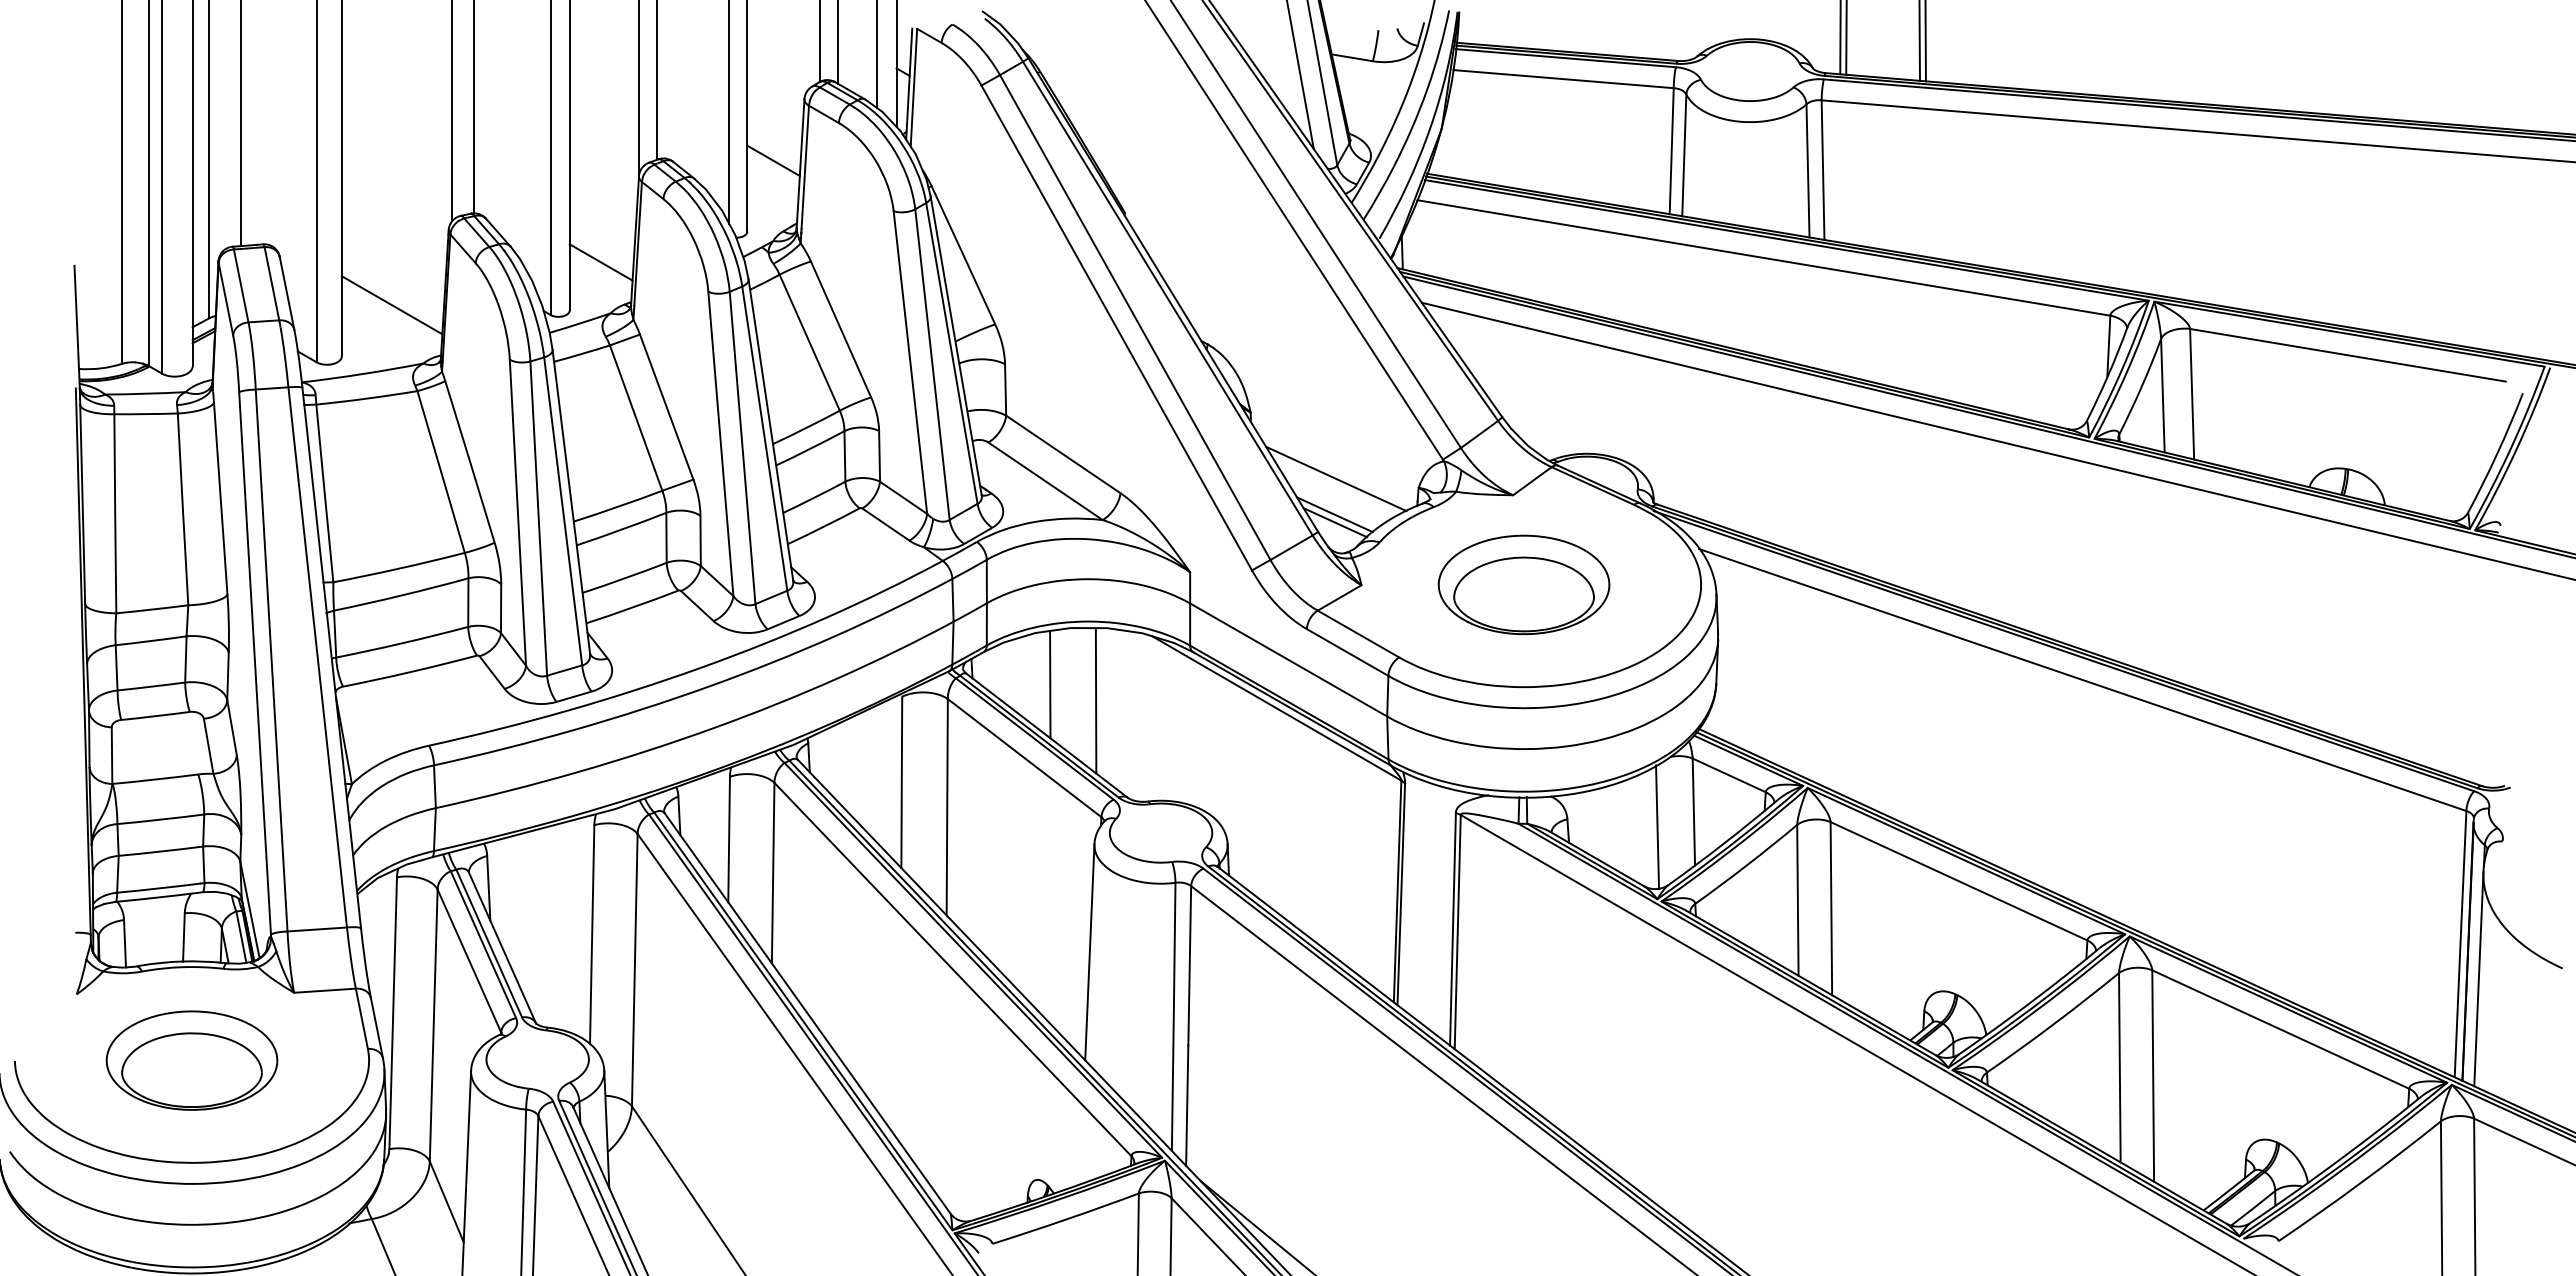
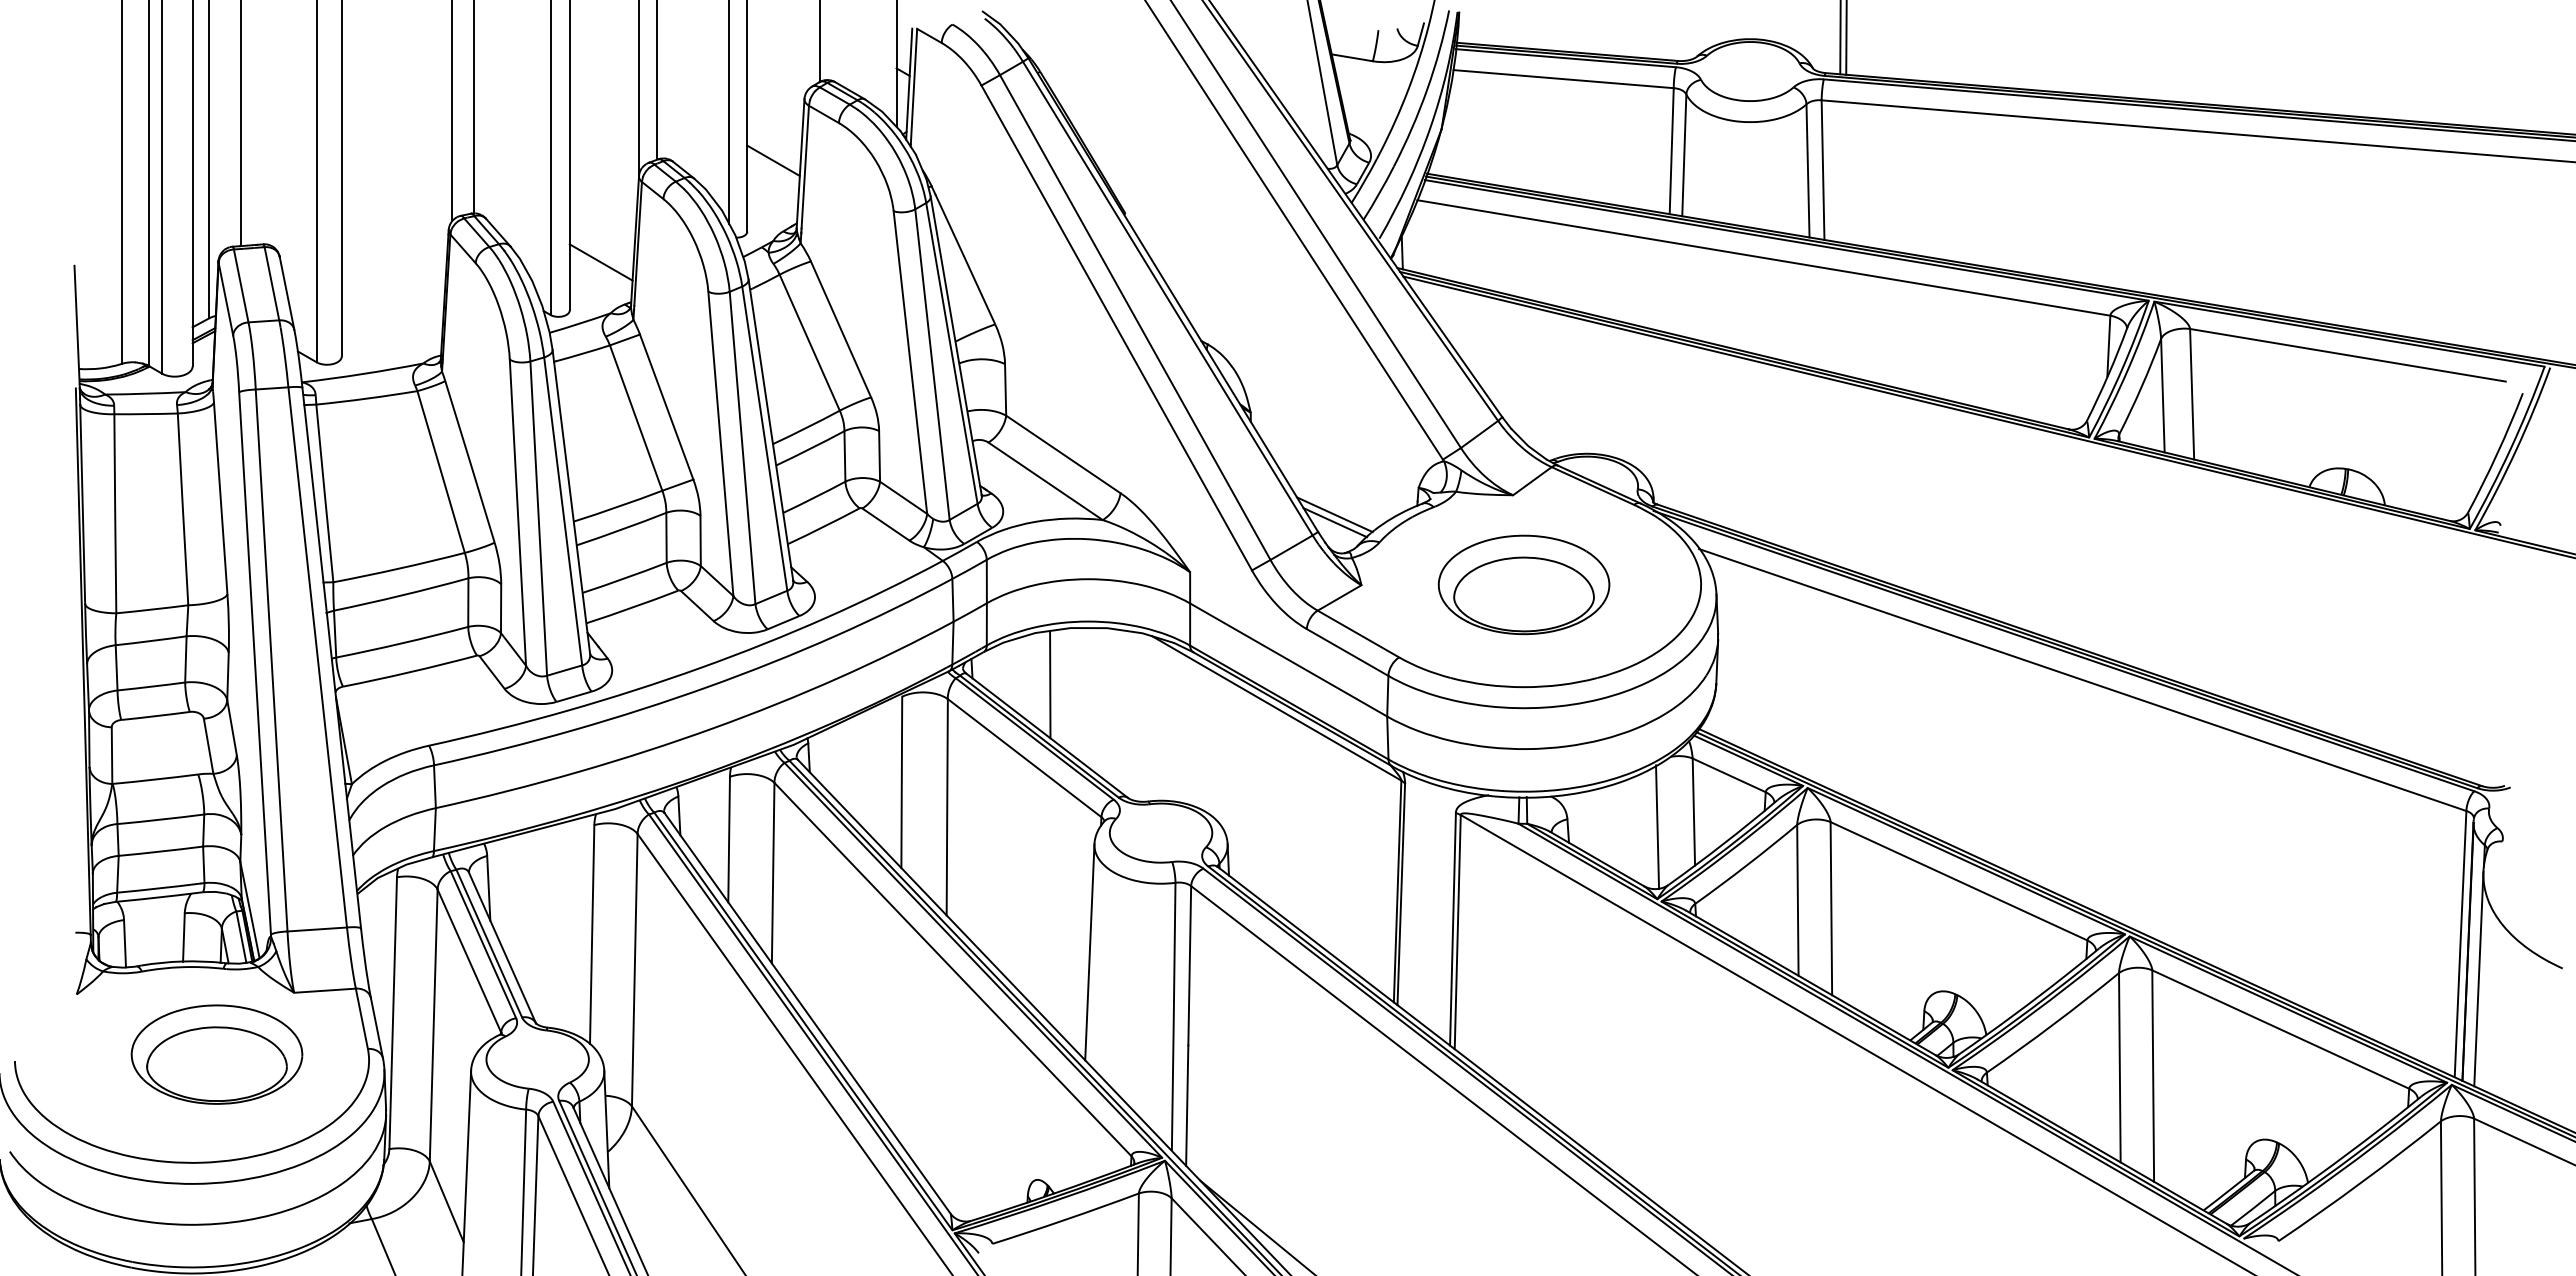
line: present -> none (1919, 41)
line: present -> none (1925, 41)
line: present -> none (837, 42)
line: present -> none (877, 55)
line: present -> none (1300, 75)
line: present -> none (391, 305)
line: present -> none (1996, 440)
line: present -> none (1336, 478)
line: present -> none (1095, 700)
part position: (191, 1060) -> (216, 1054) (216, 1054)
